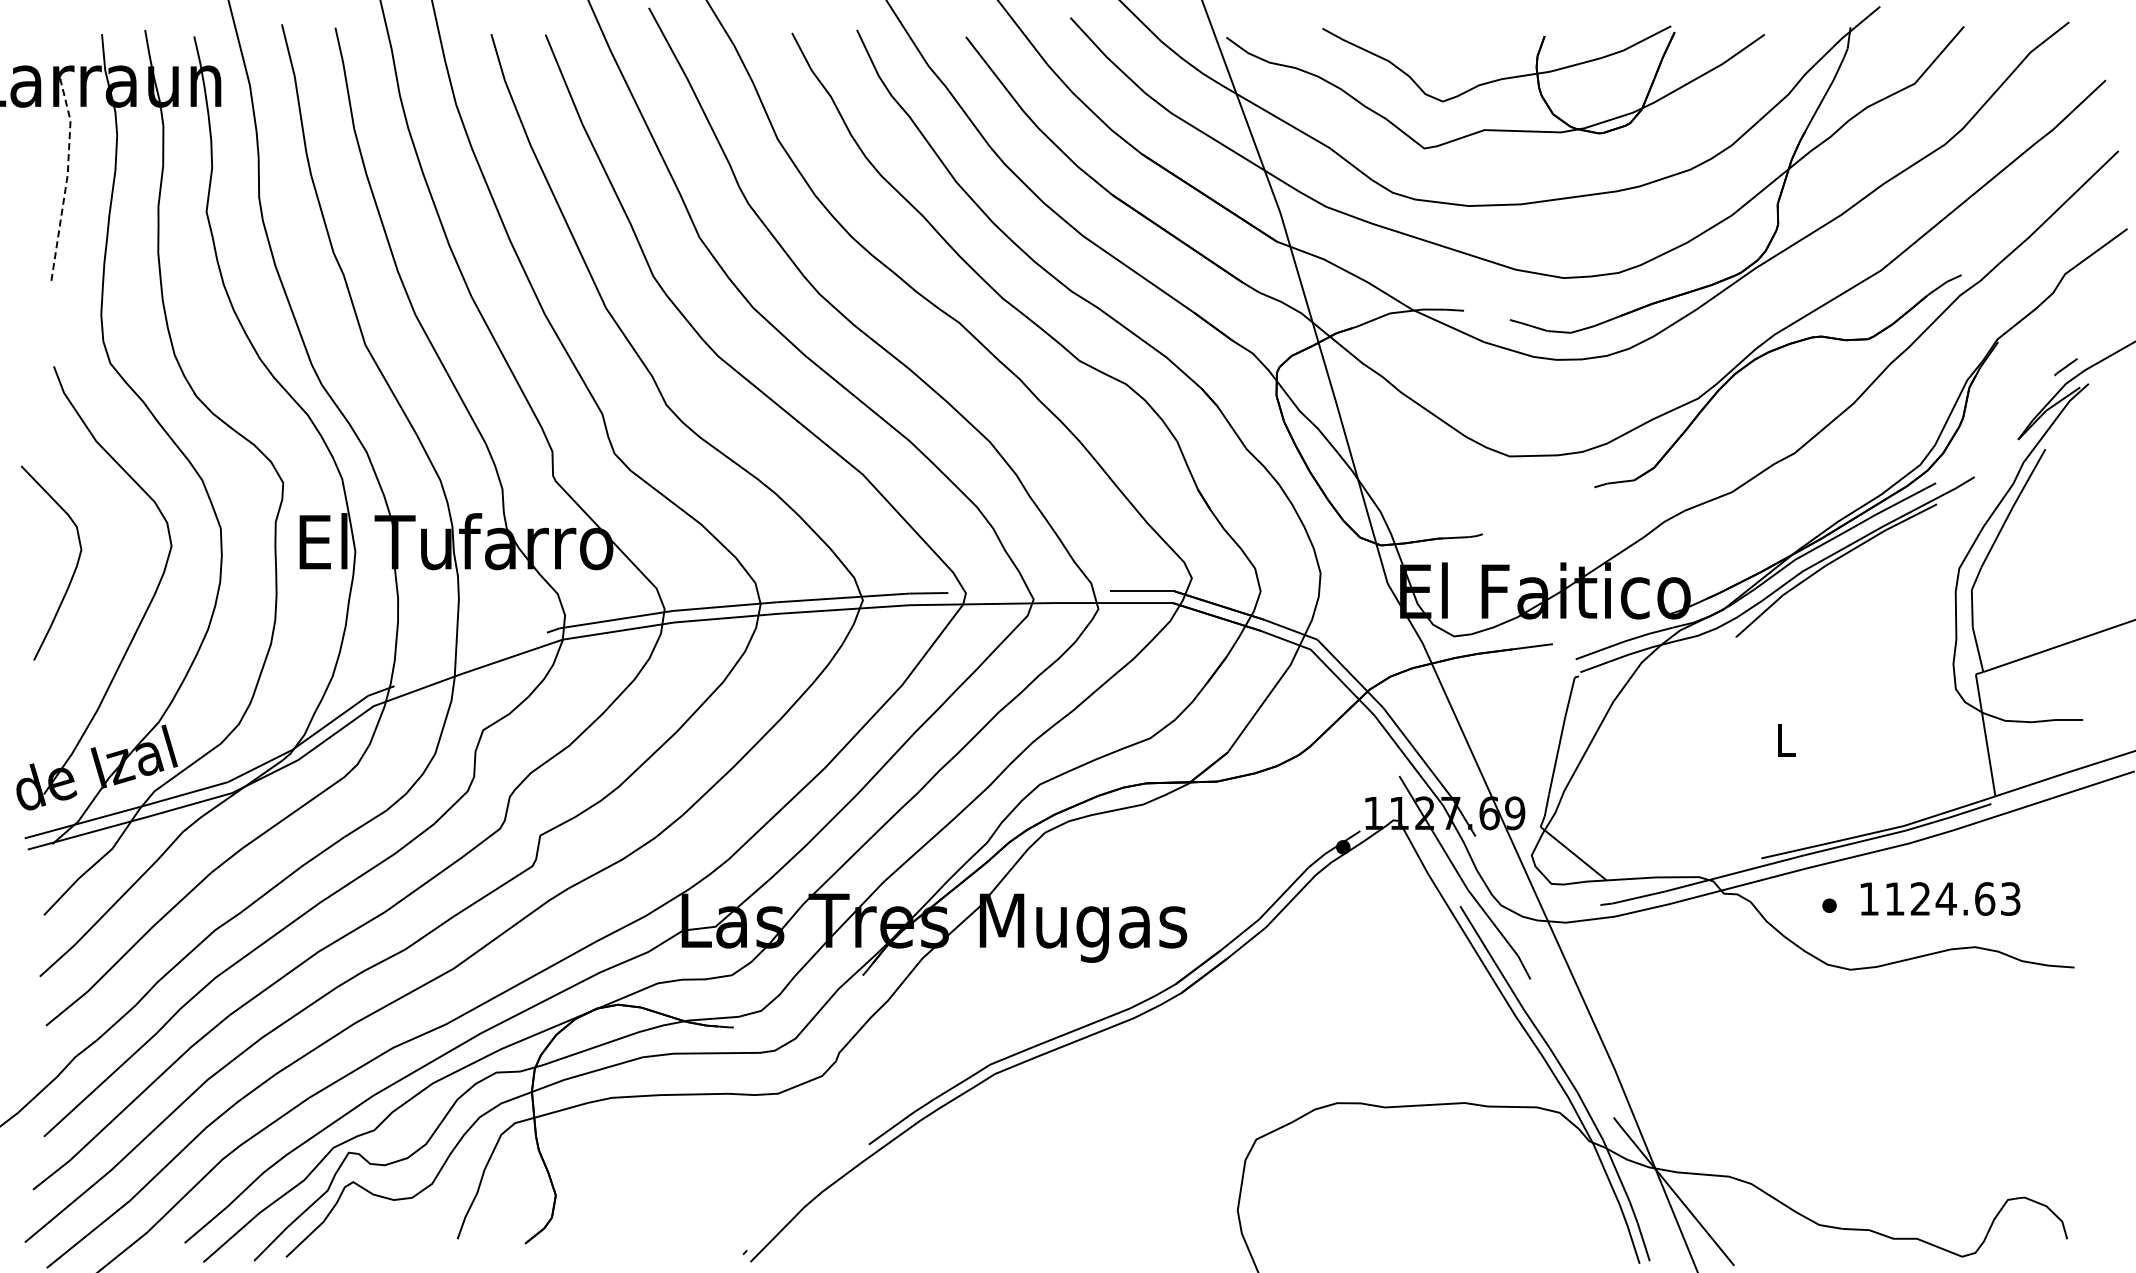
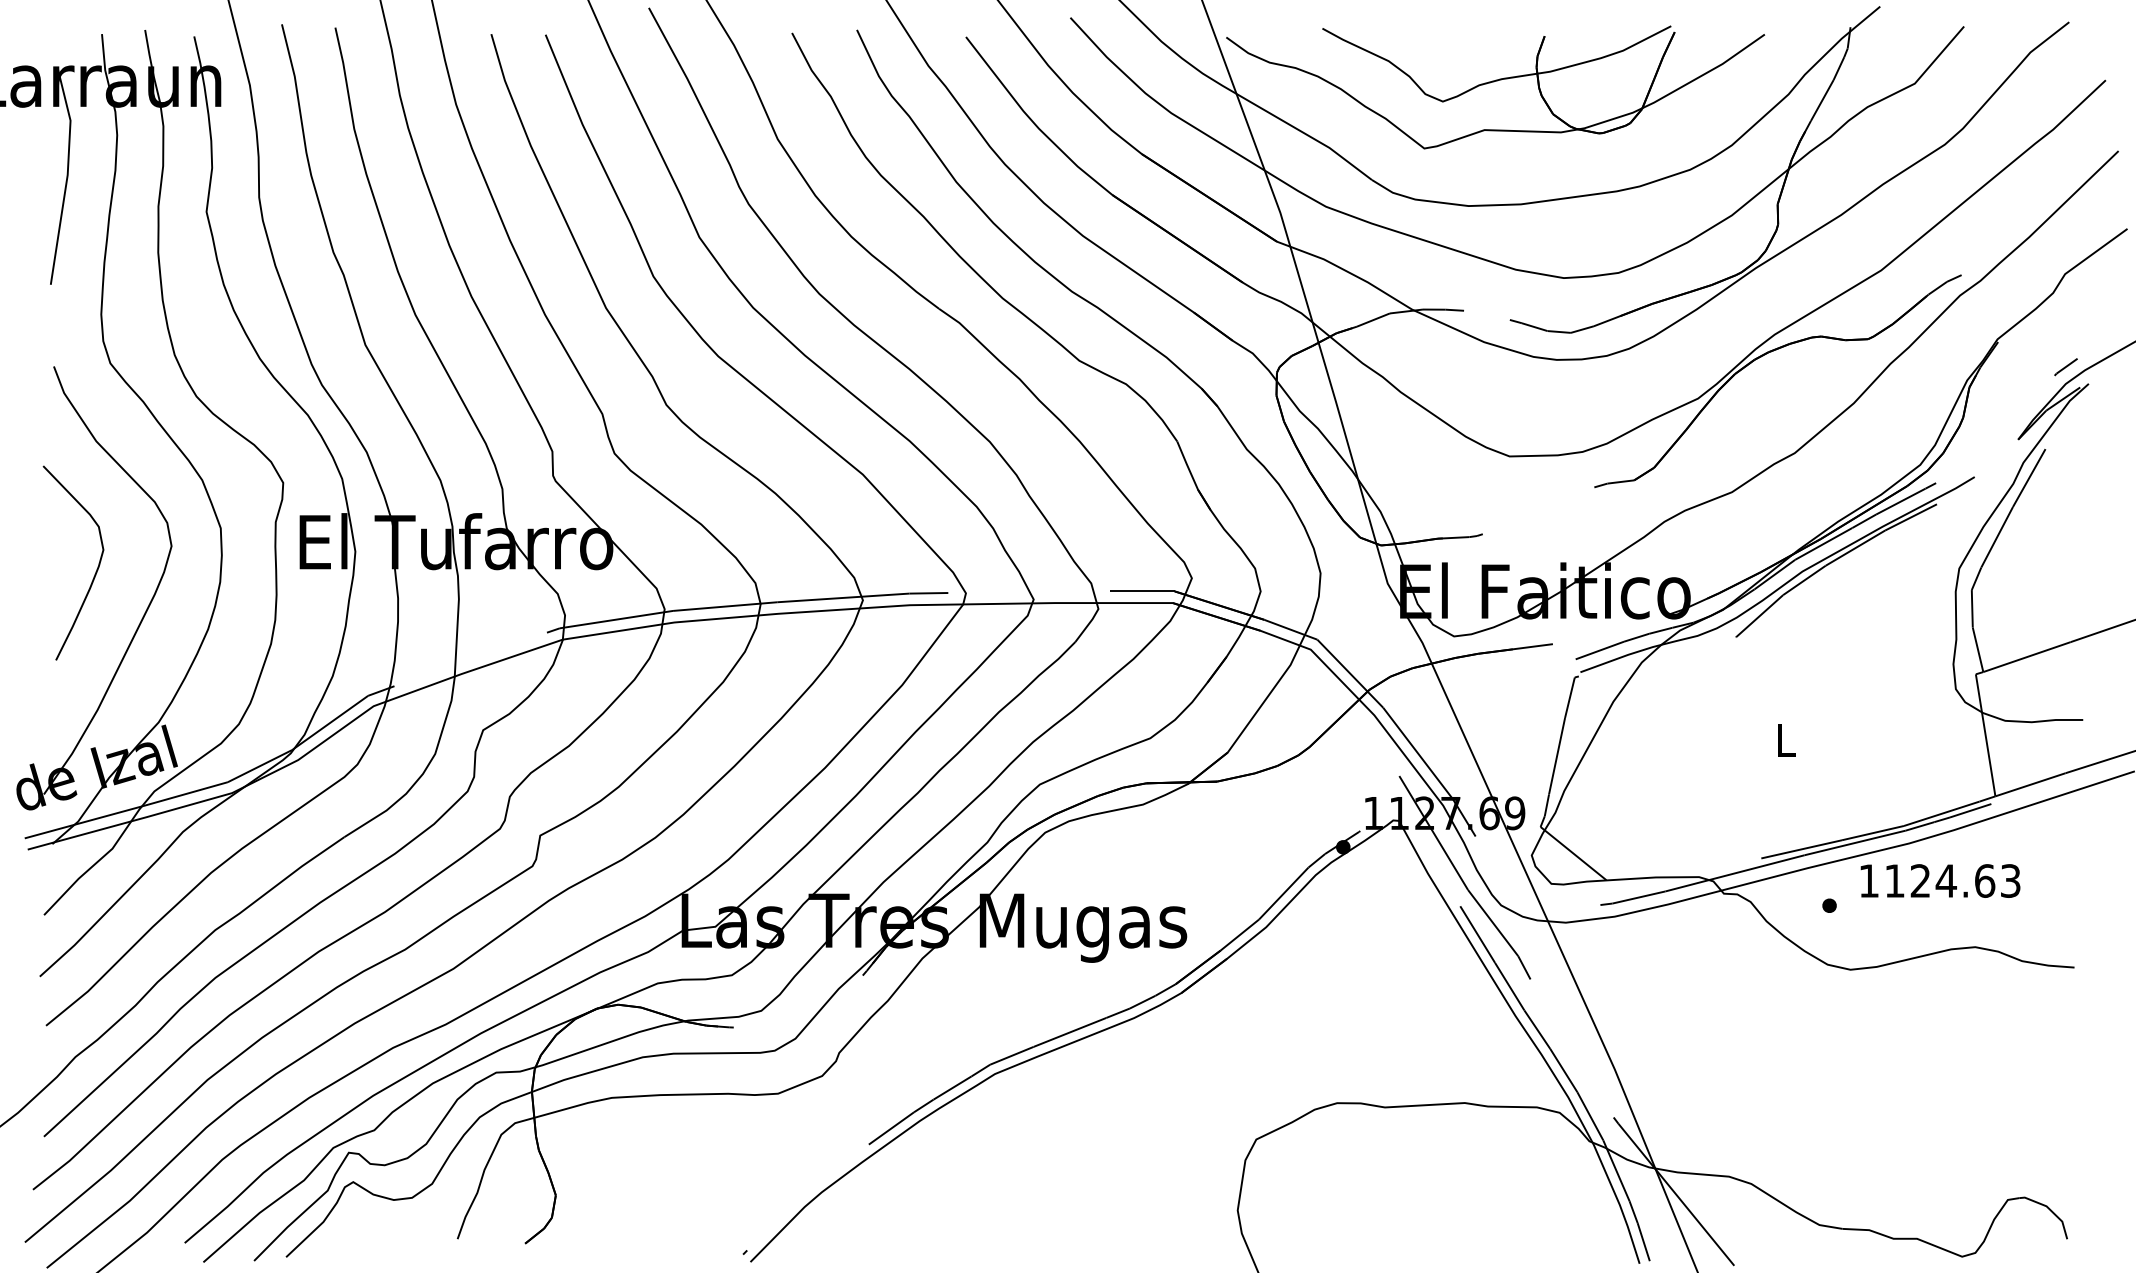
line: dashed -> solid (67, 175)
curve position: (73, 571) -> (95, 571) (95, 571)
text position: (1940, 898) -> (1940, 880) (1940, 880)
